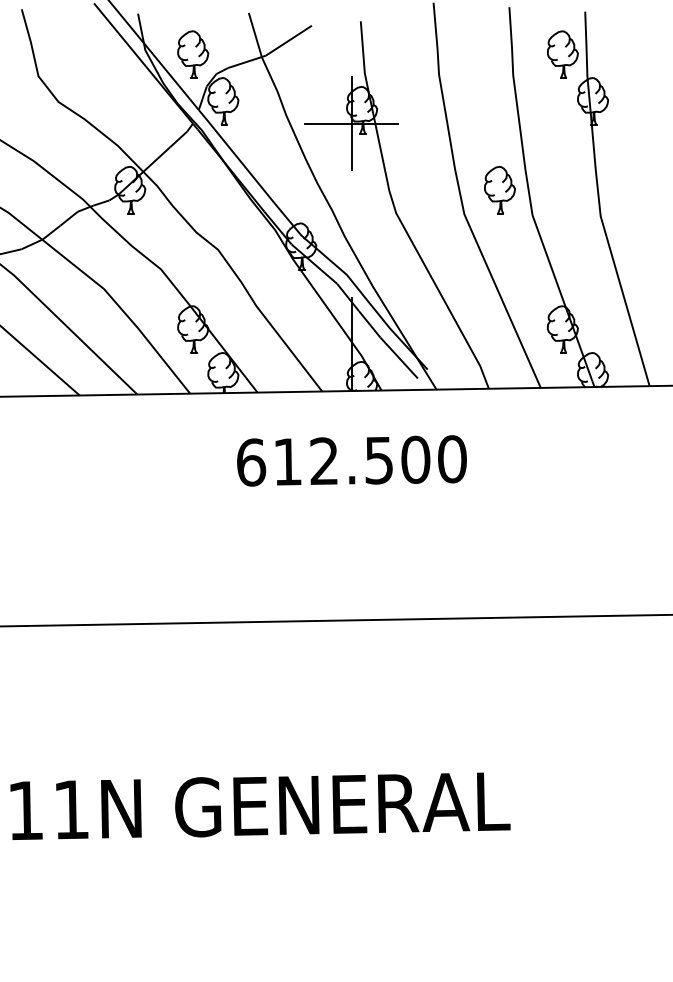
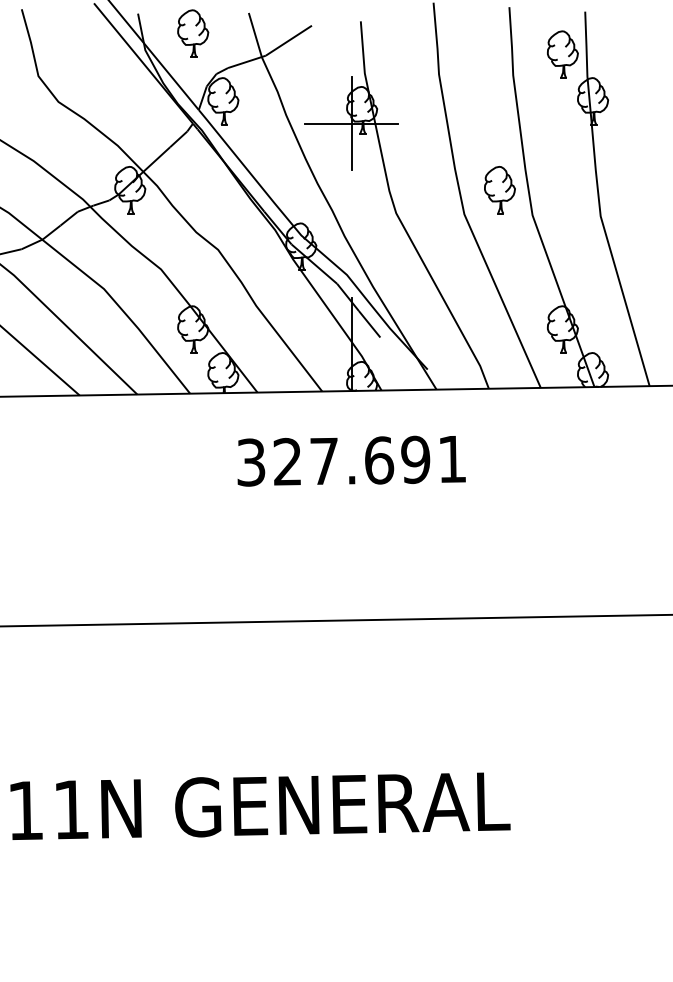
part position: (193, 54) -> (193, 33) (193, 33)
line: present -> none (398, 357)
text: 612.500 -> 327.691 (351, 460)
